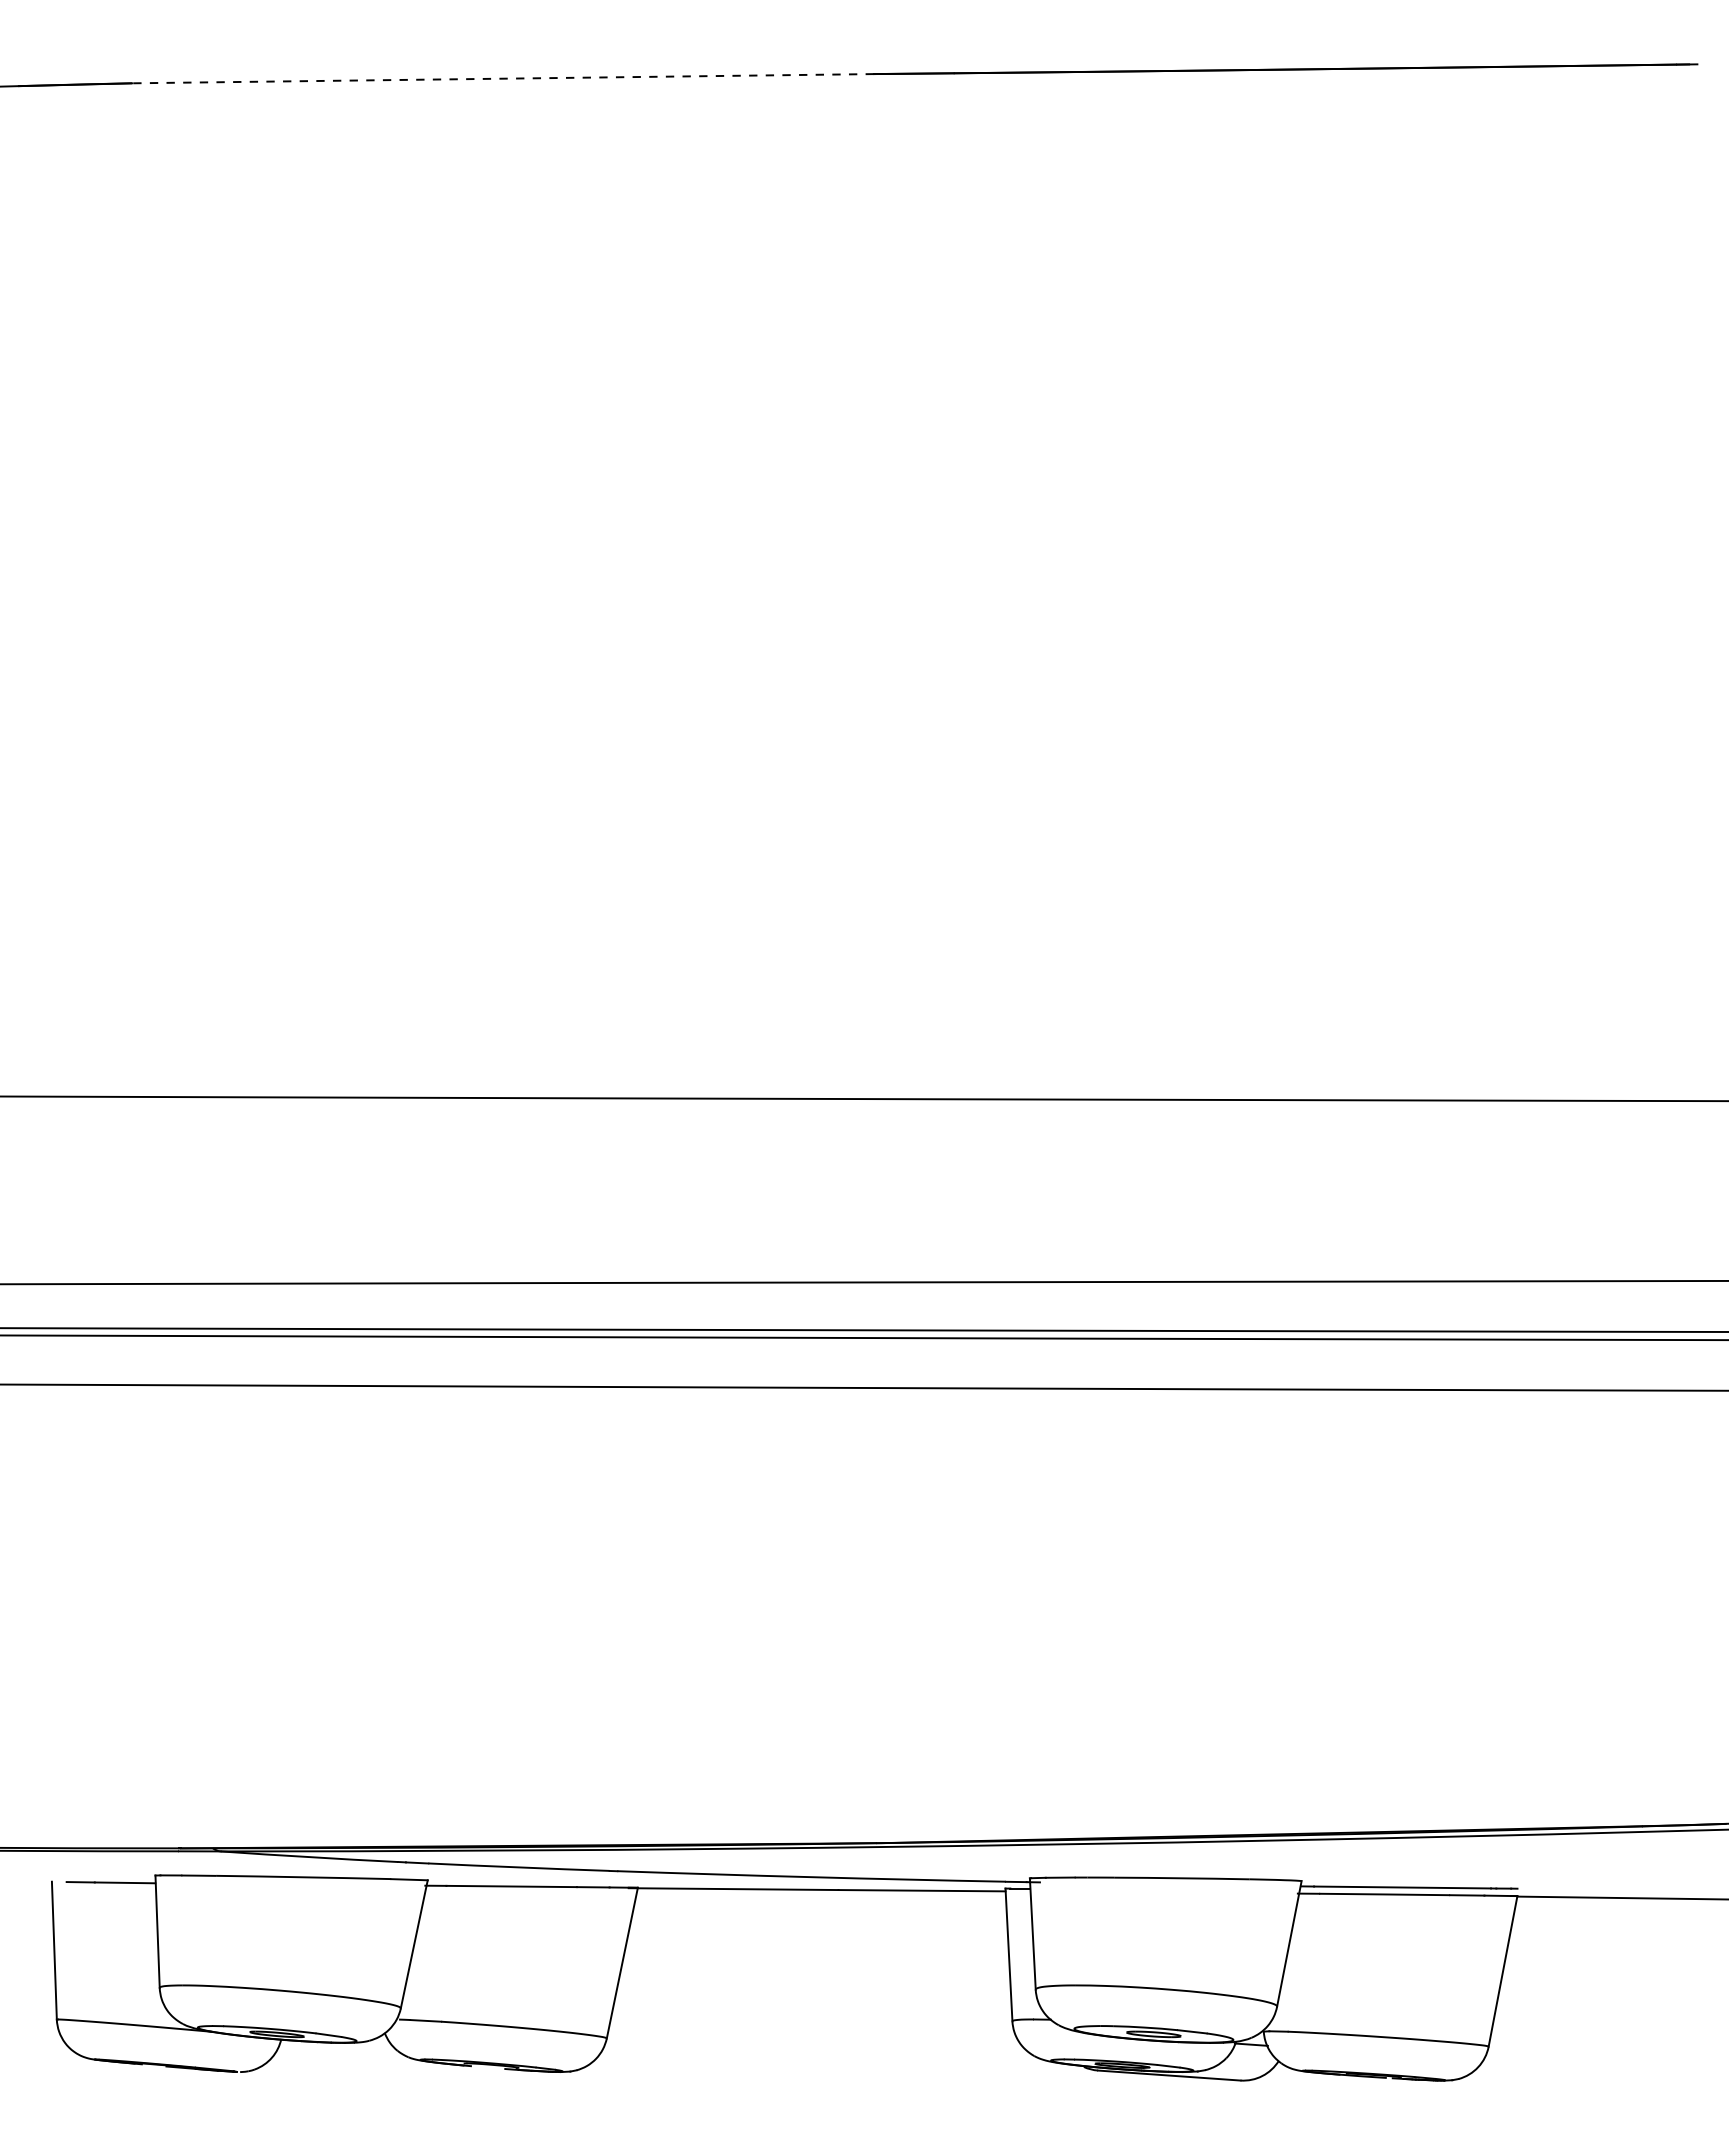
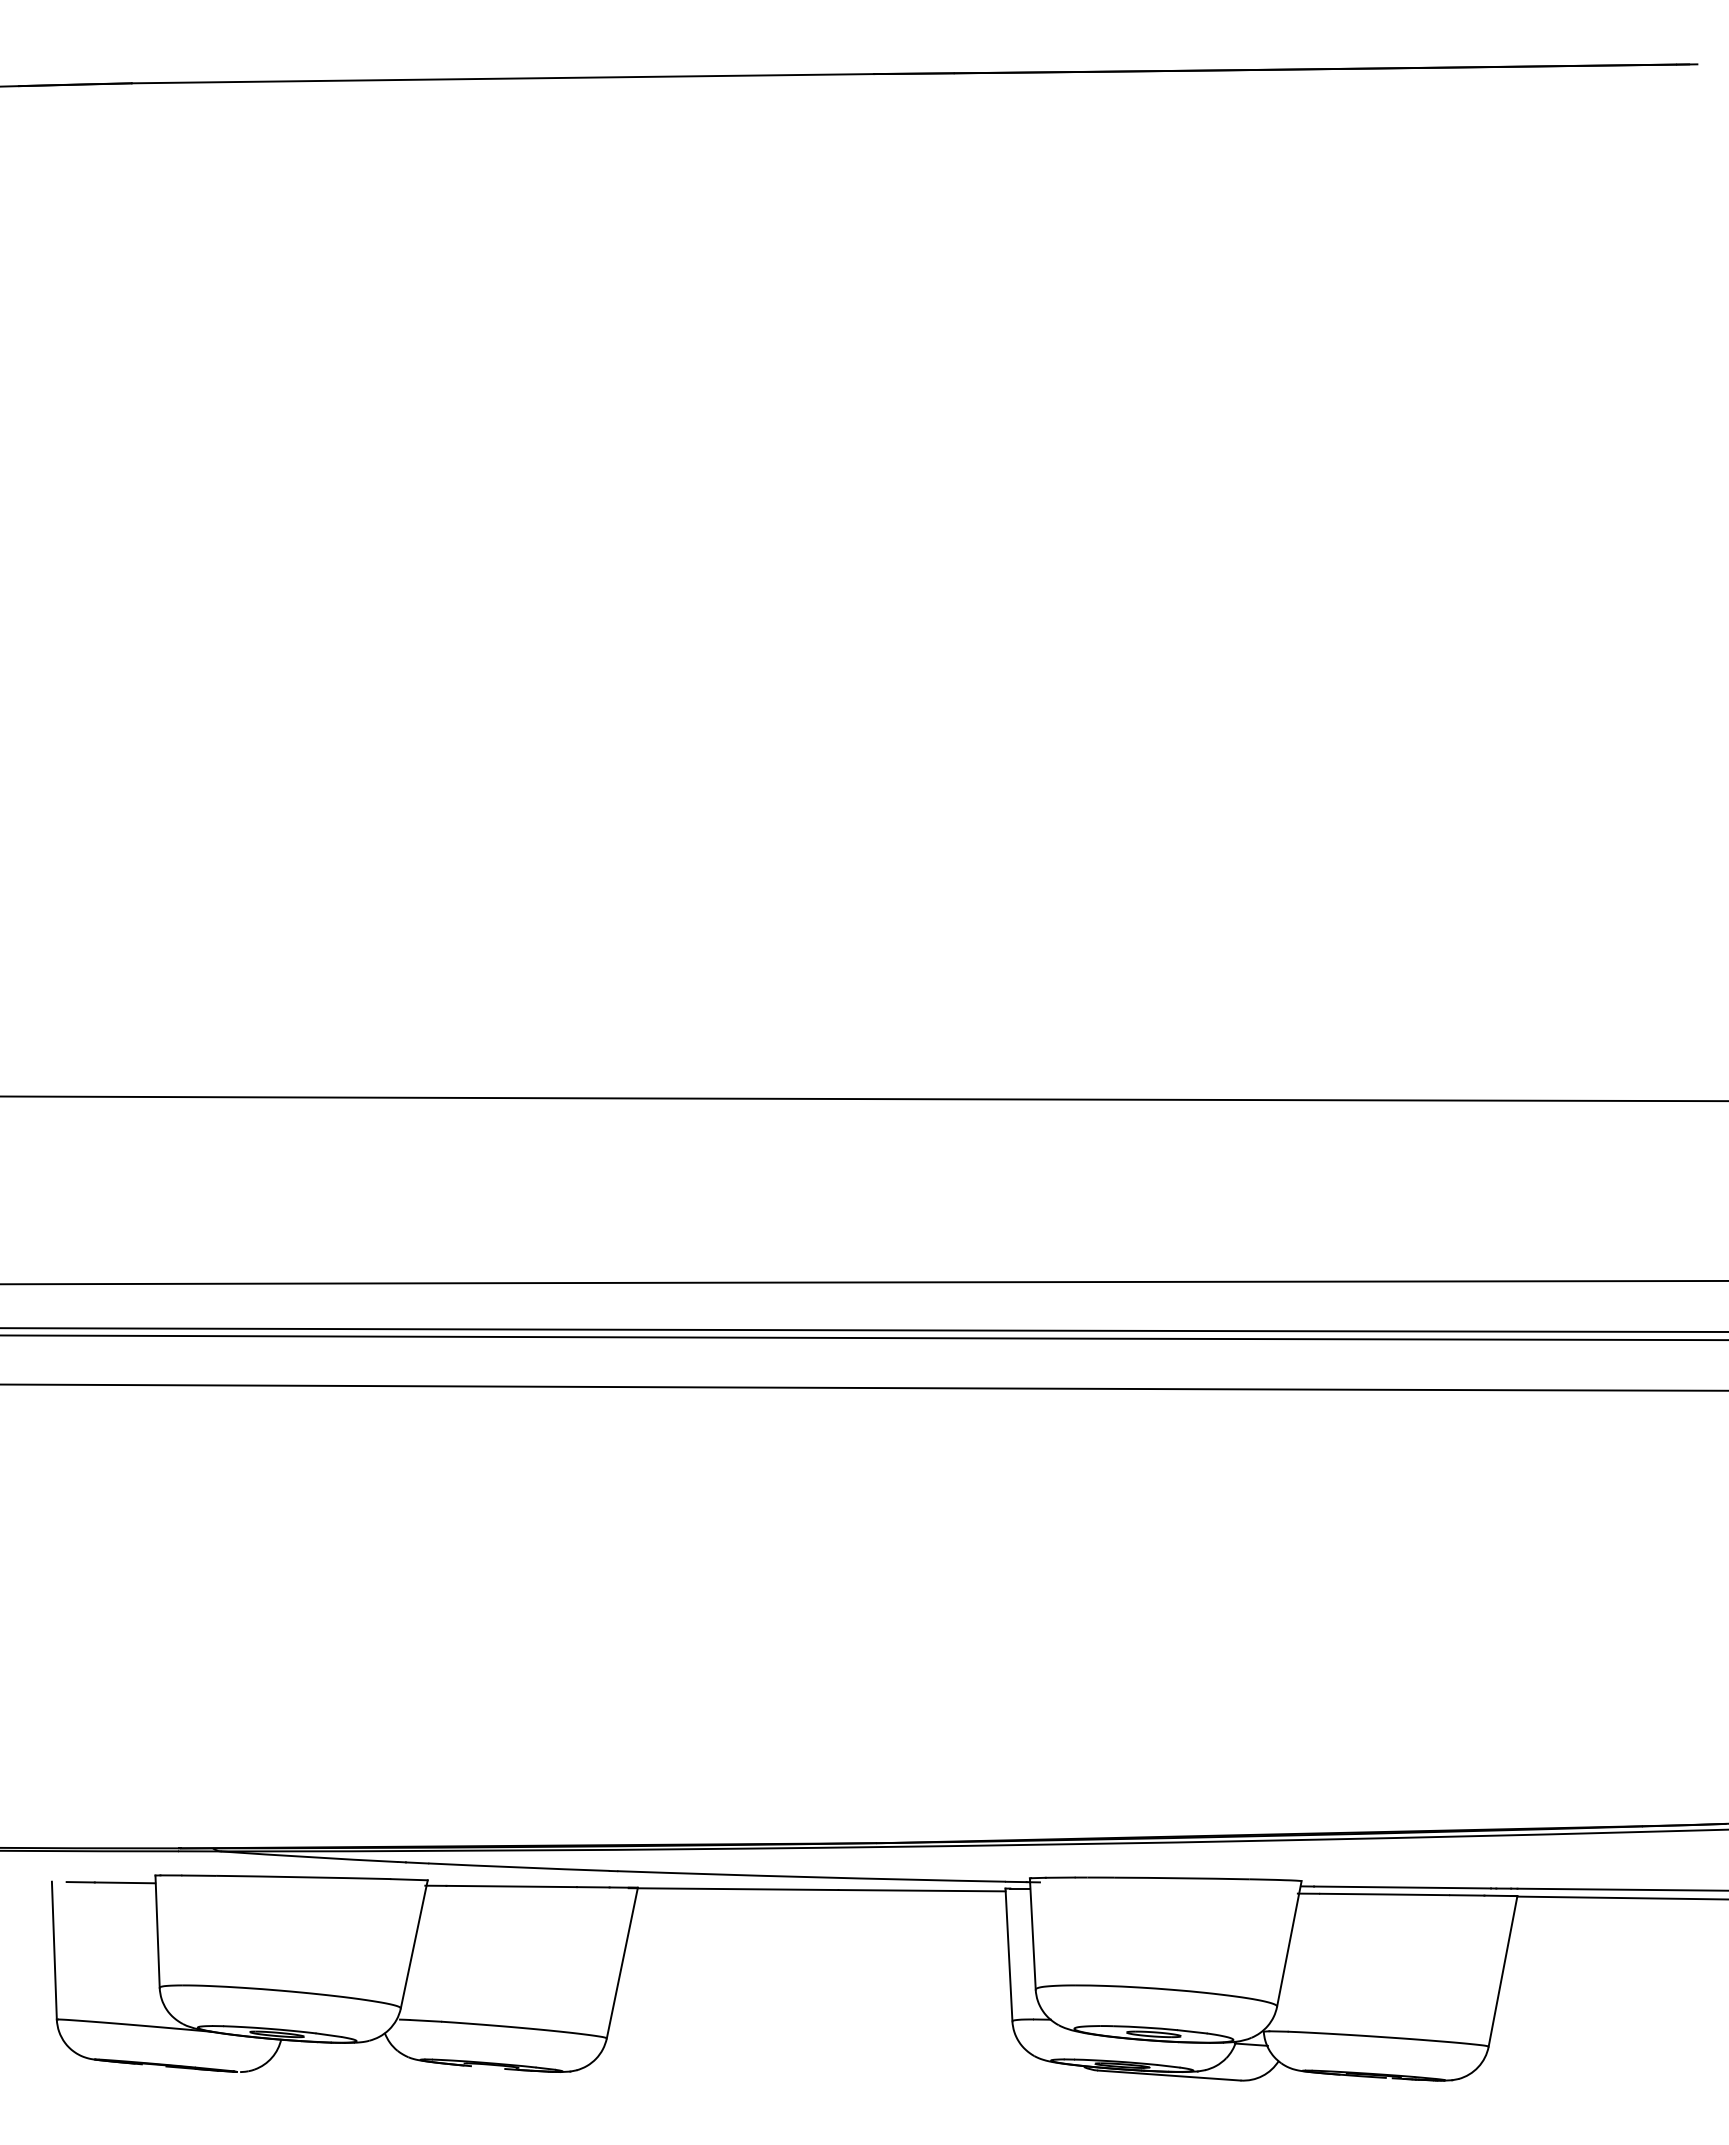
line: dashed -> solid (502, 78)
line: none -> present (1621, 1889)
